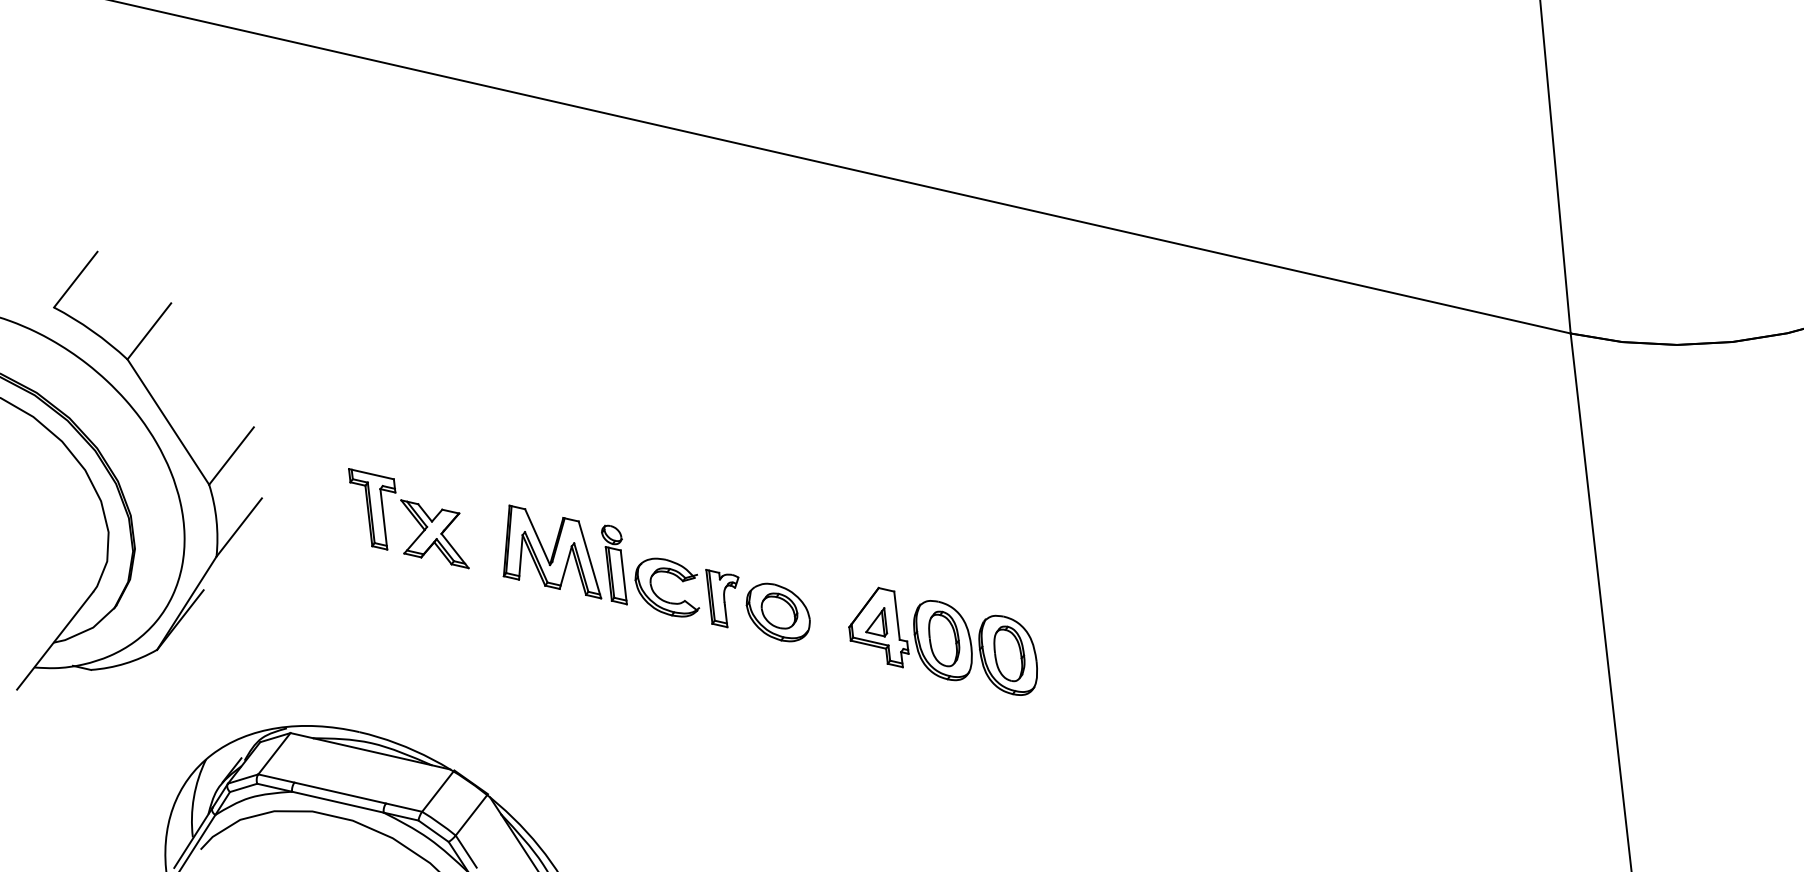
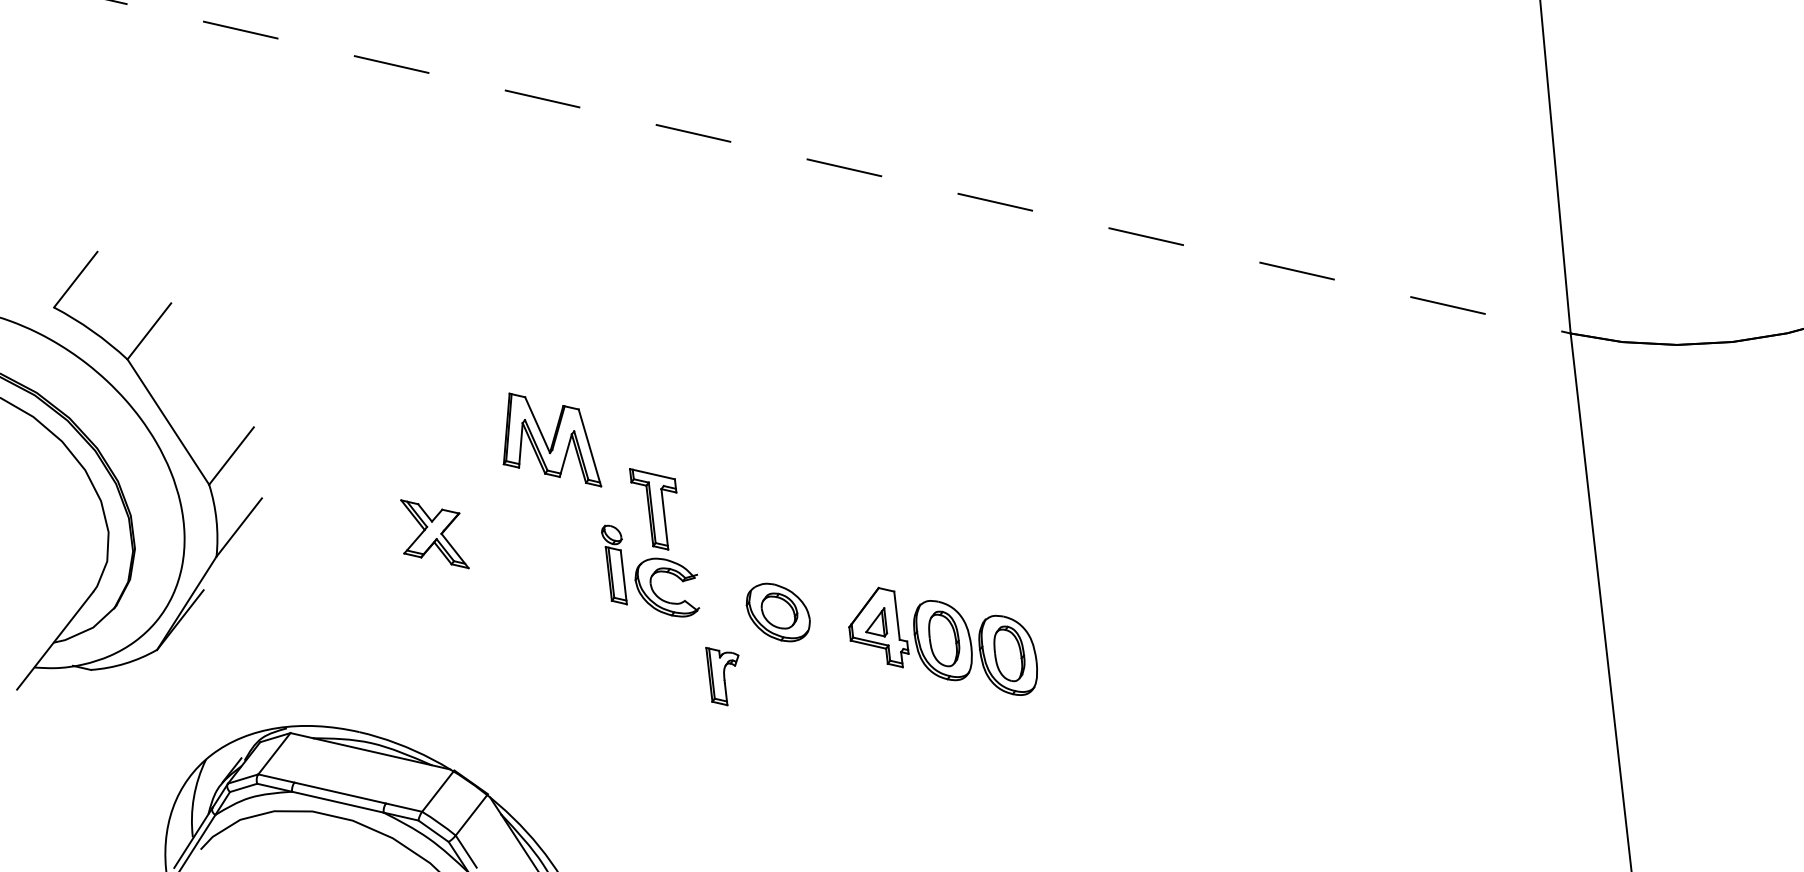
line: solid -> dashed (840, 166)
part position: (372, 509) -> (653, 509) (653, 509)
part position: (552, 551) -> (552, 439) (552, 439)
part position: (722, 598) -> (722, 676) (722, 676)
